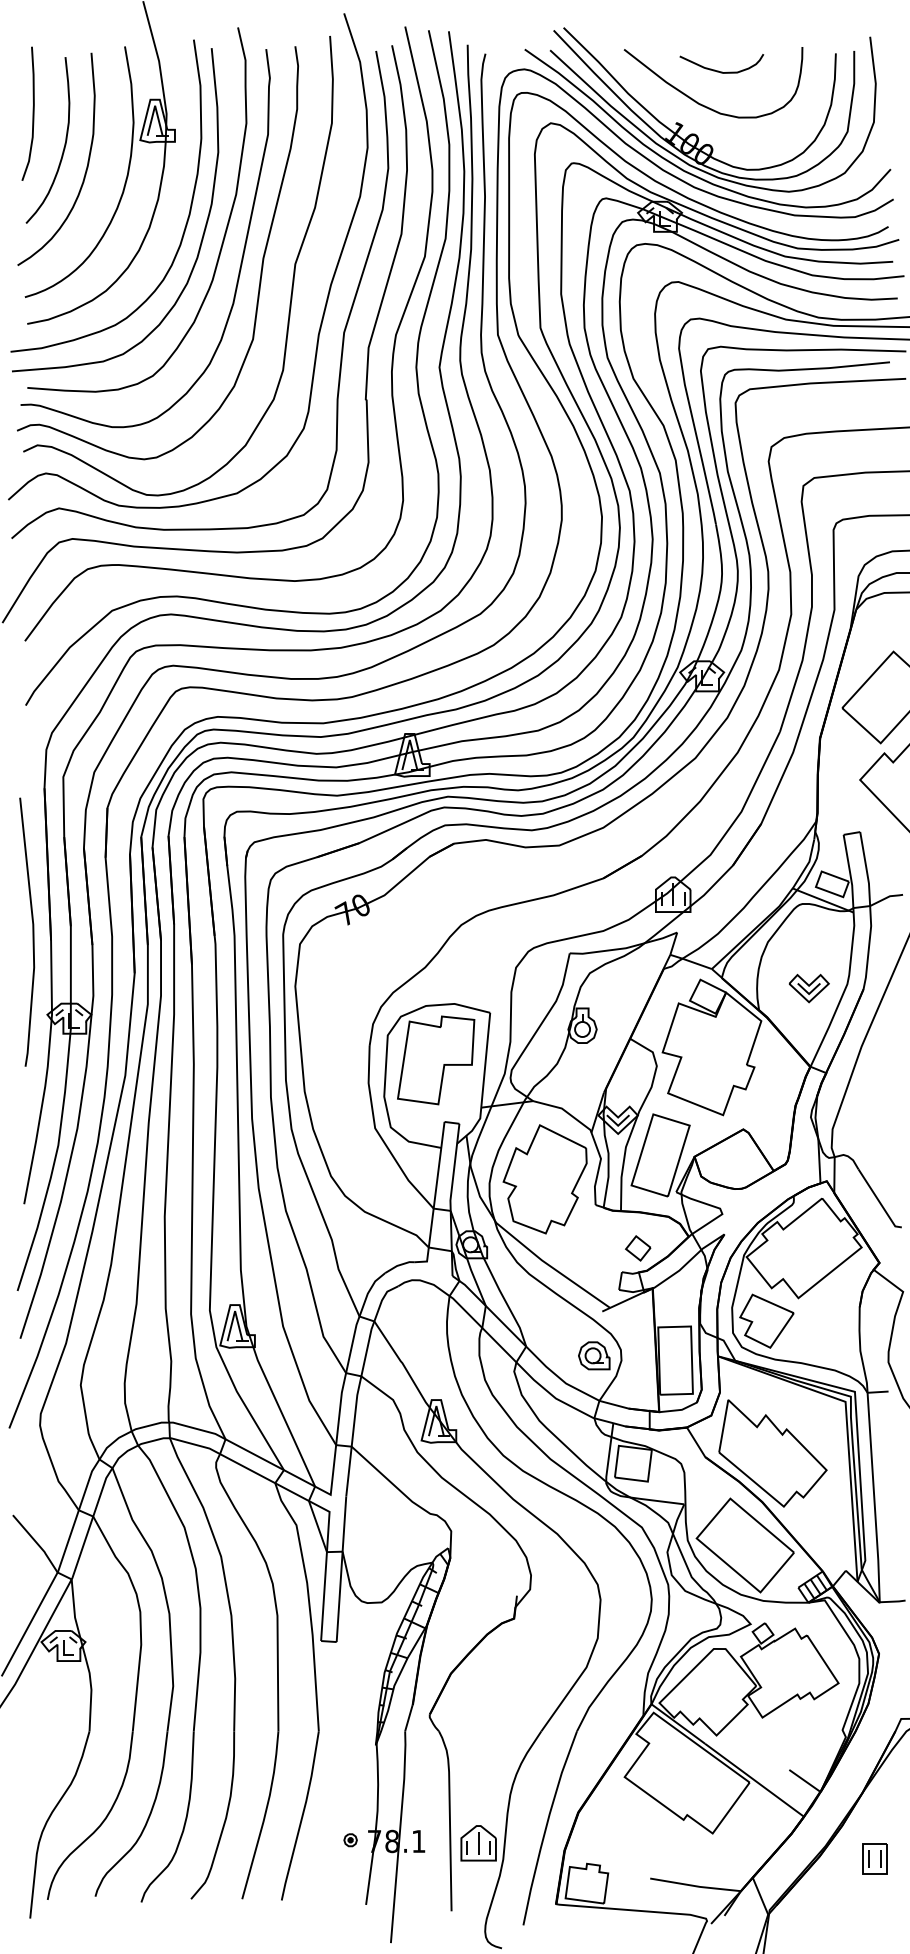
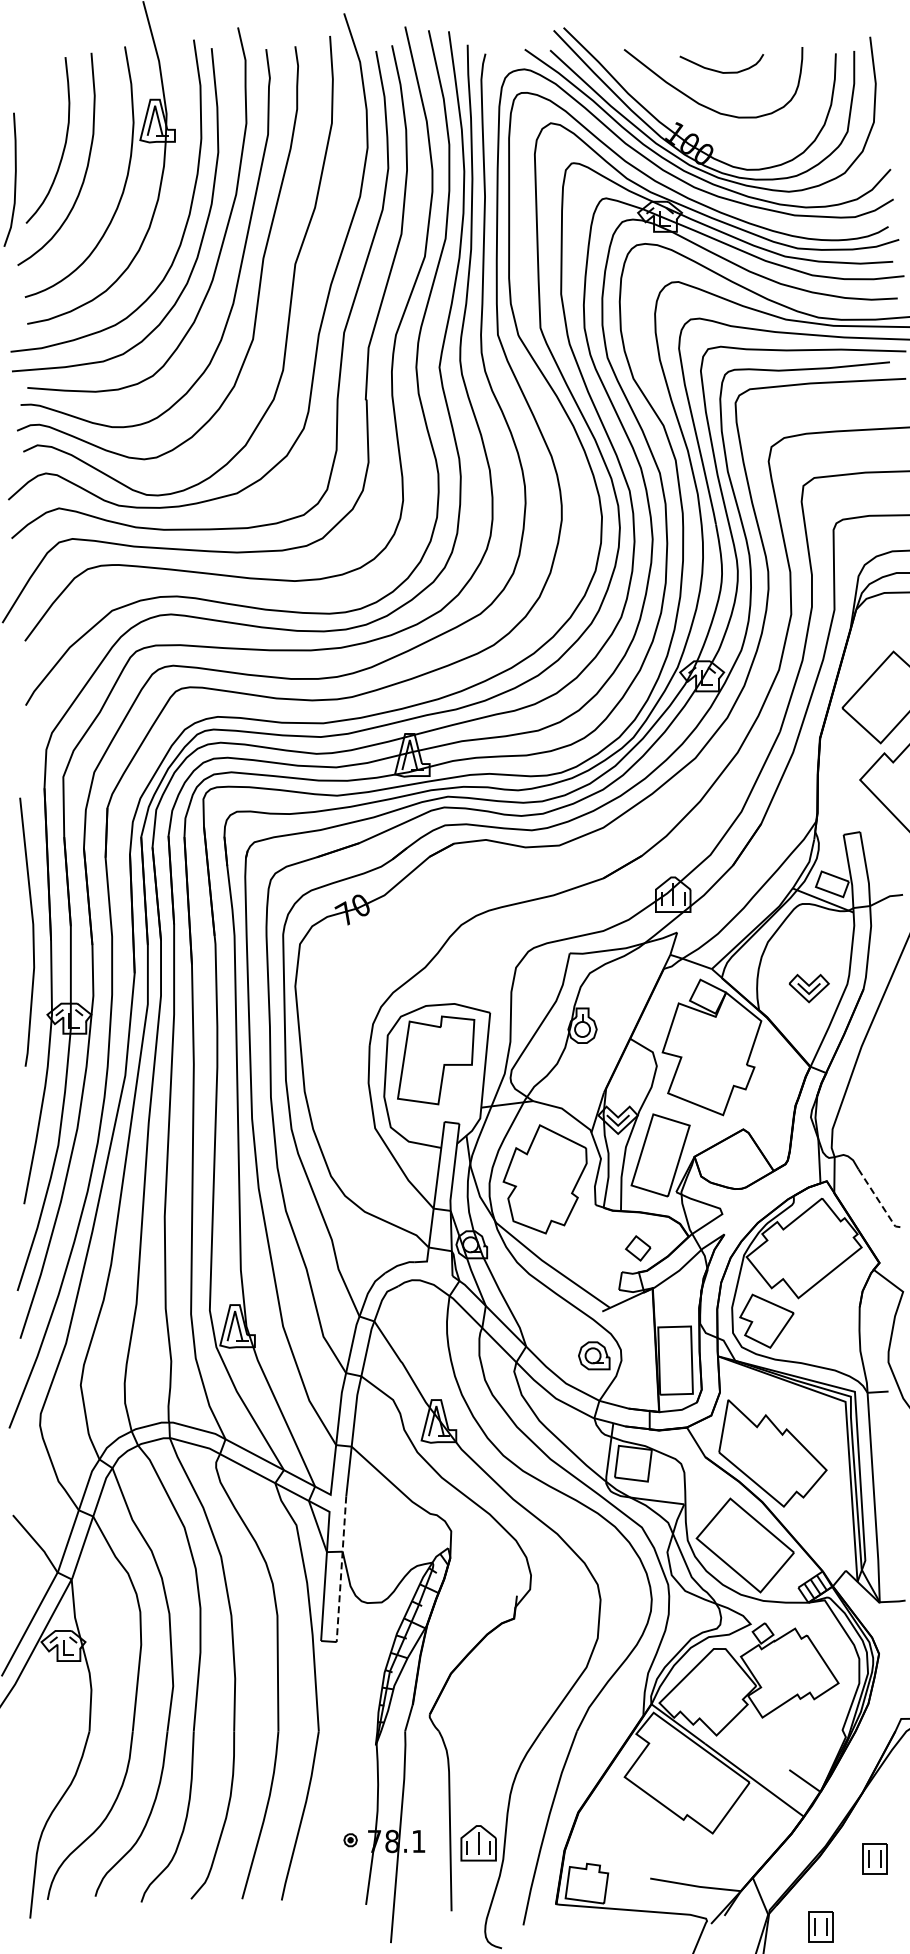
curve position: (32, 113) -> (14, 179) (14, 179)
line: solid -> dashed (879, 1201)
line: solid -> dashed (341, 1569)
part: none -> present (820, 1926)
